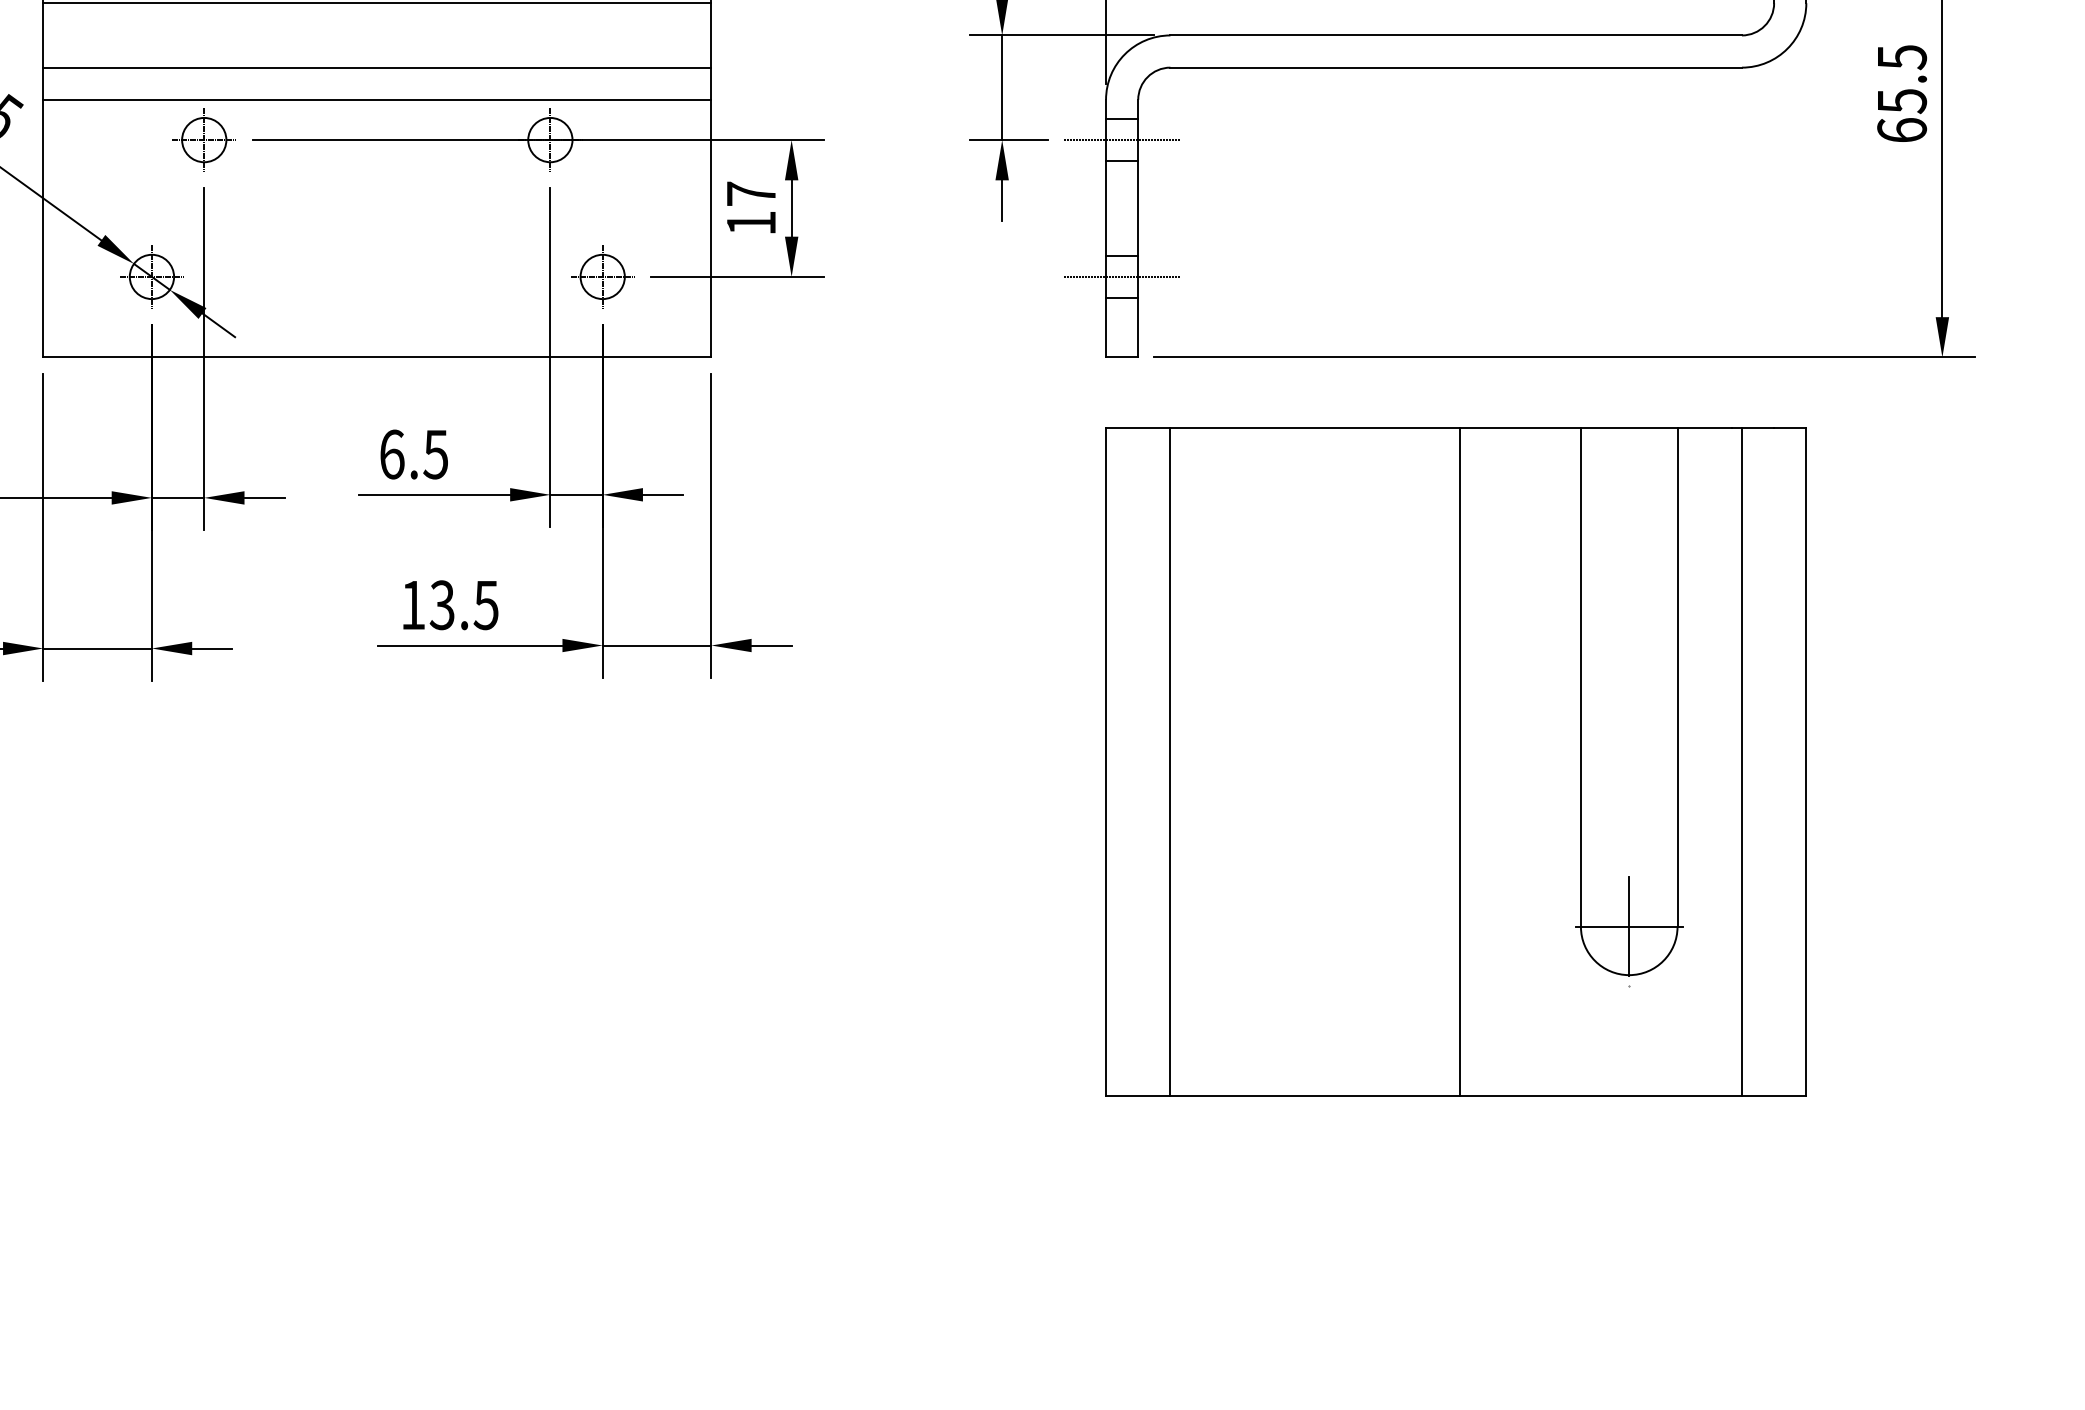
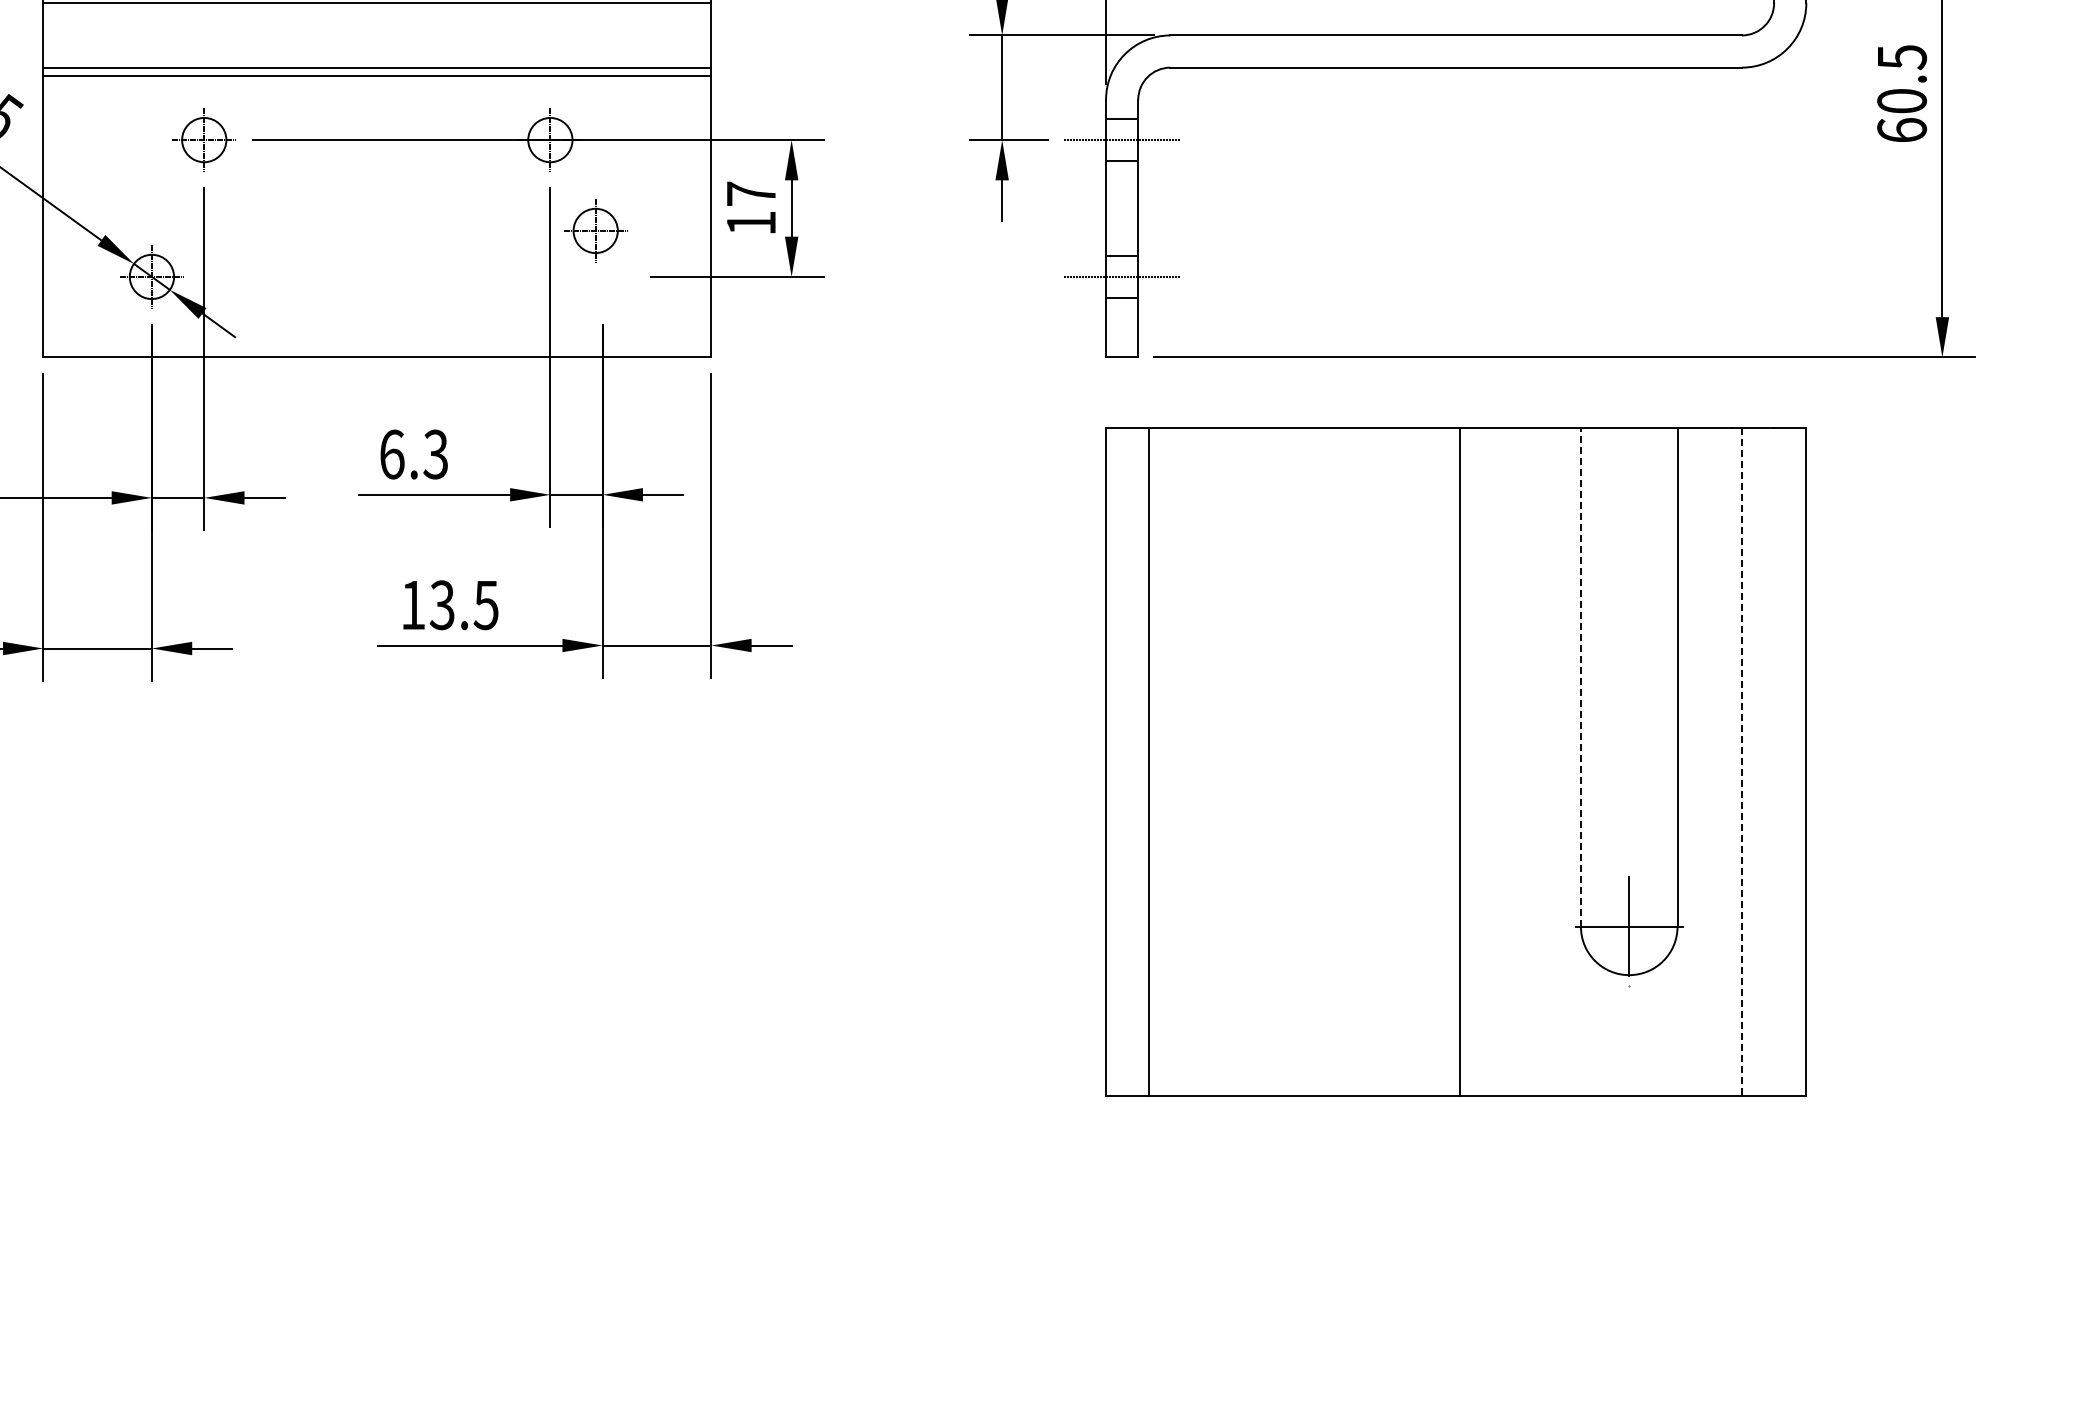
line position: (377, 99) -> (377, 75) (377, 75)
text: 65.5 -> 60.5 (1901, 101)
part position: (602, 276) -> (595, 230) (595, 230)
text: 6.5 -> 6.3 (435, 454)
line: solid -> dashed (1580, 677)
line position: (1170, 761) -> (1149, 761) (1149, 761)
line: solid -> dashed (1741, 762)
